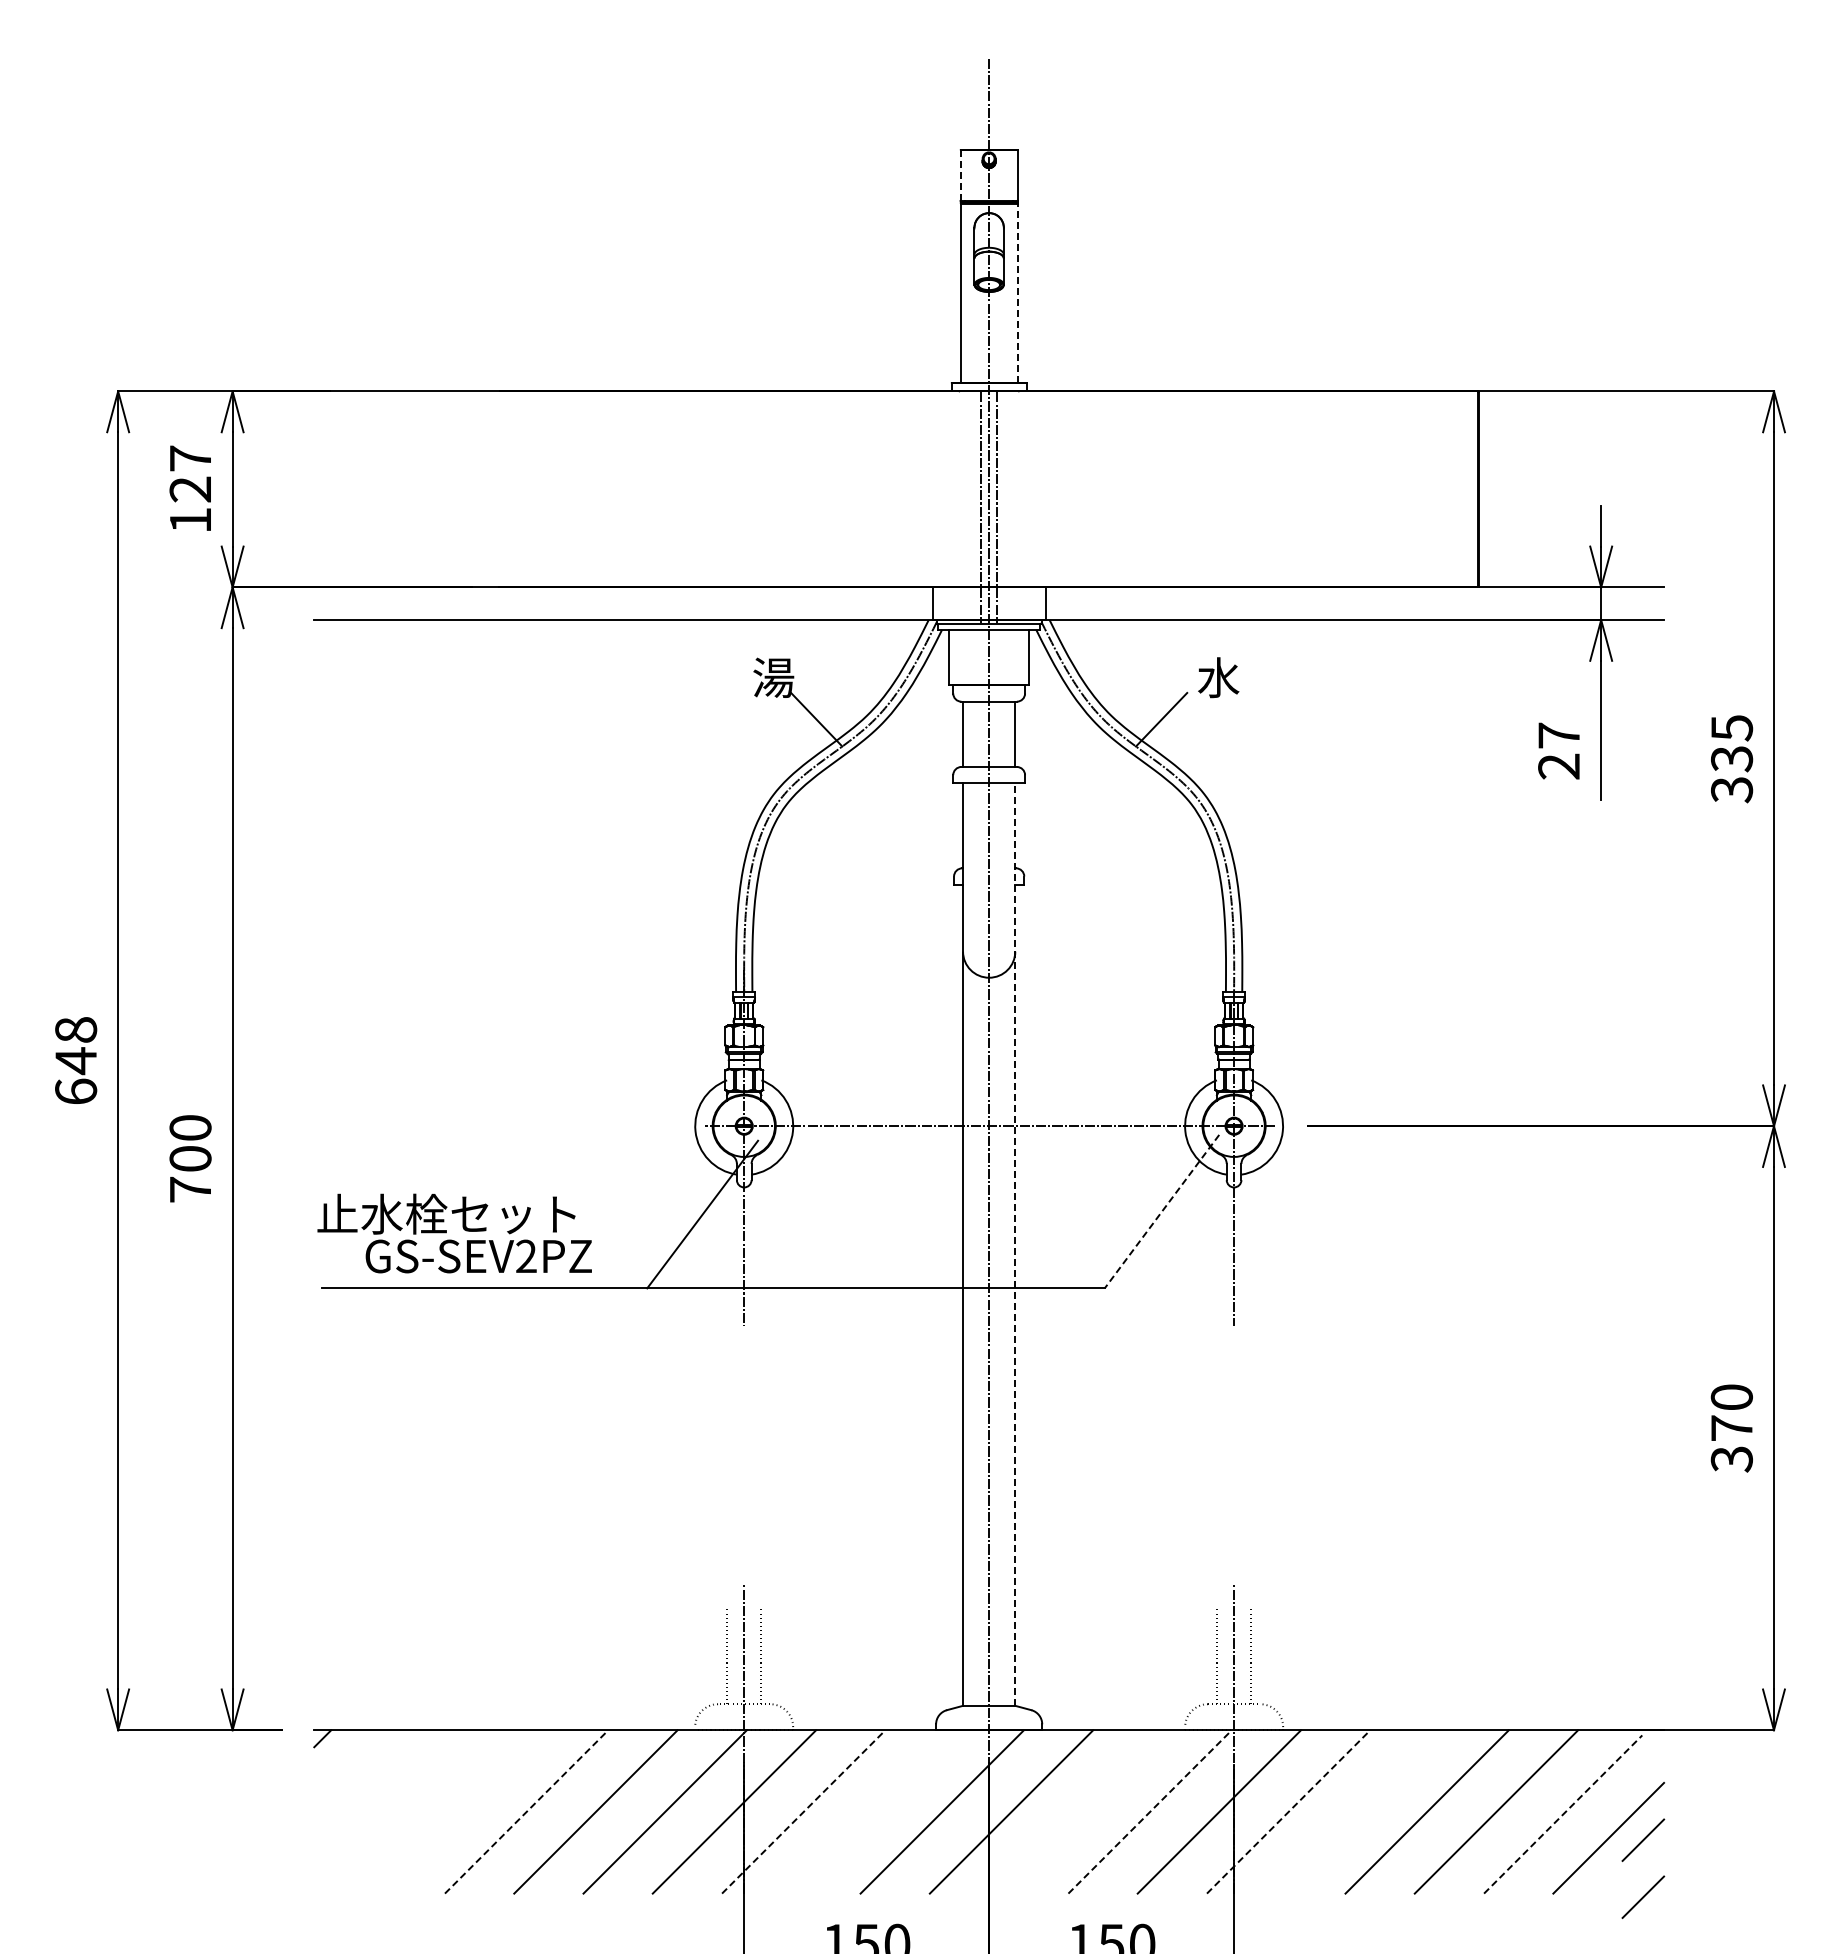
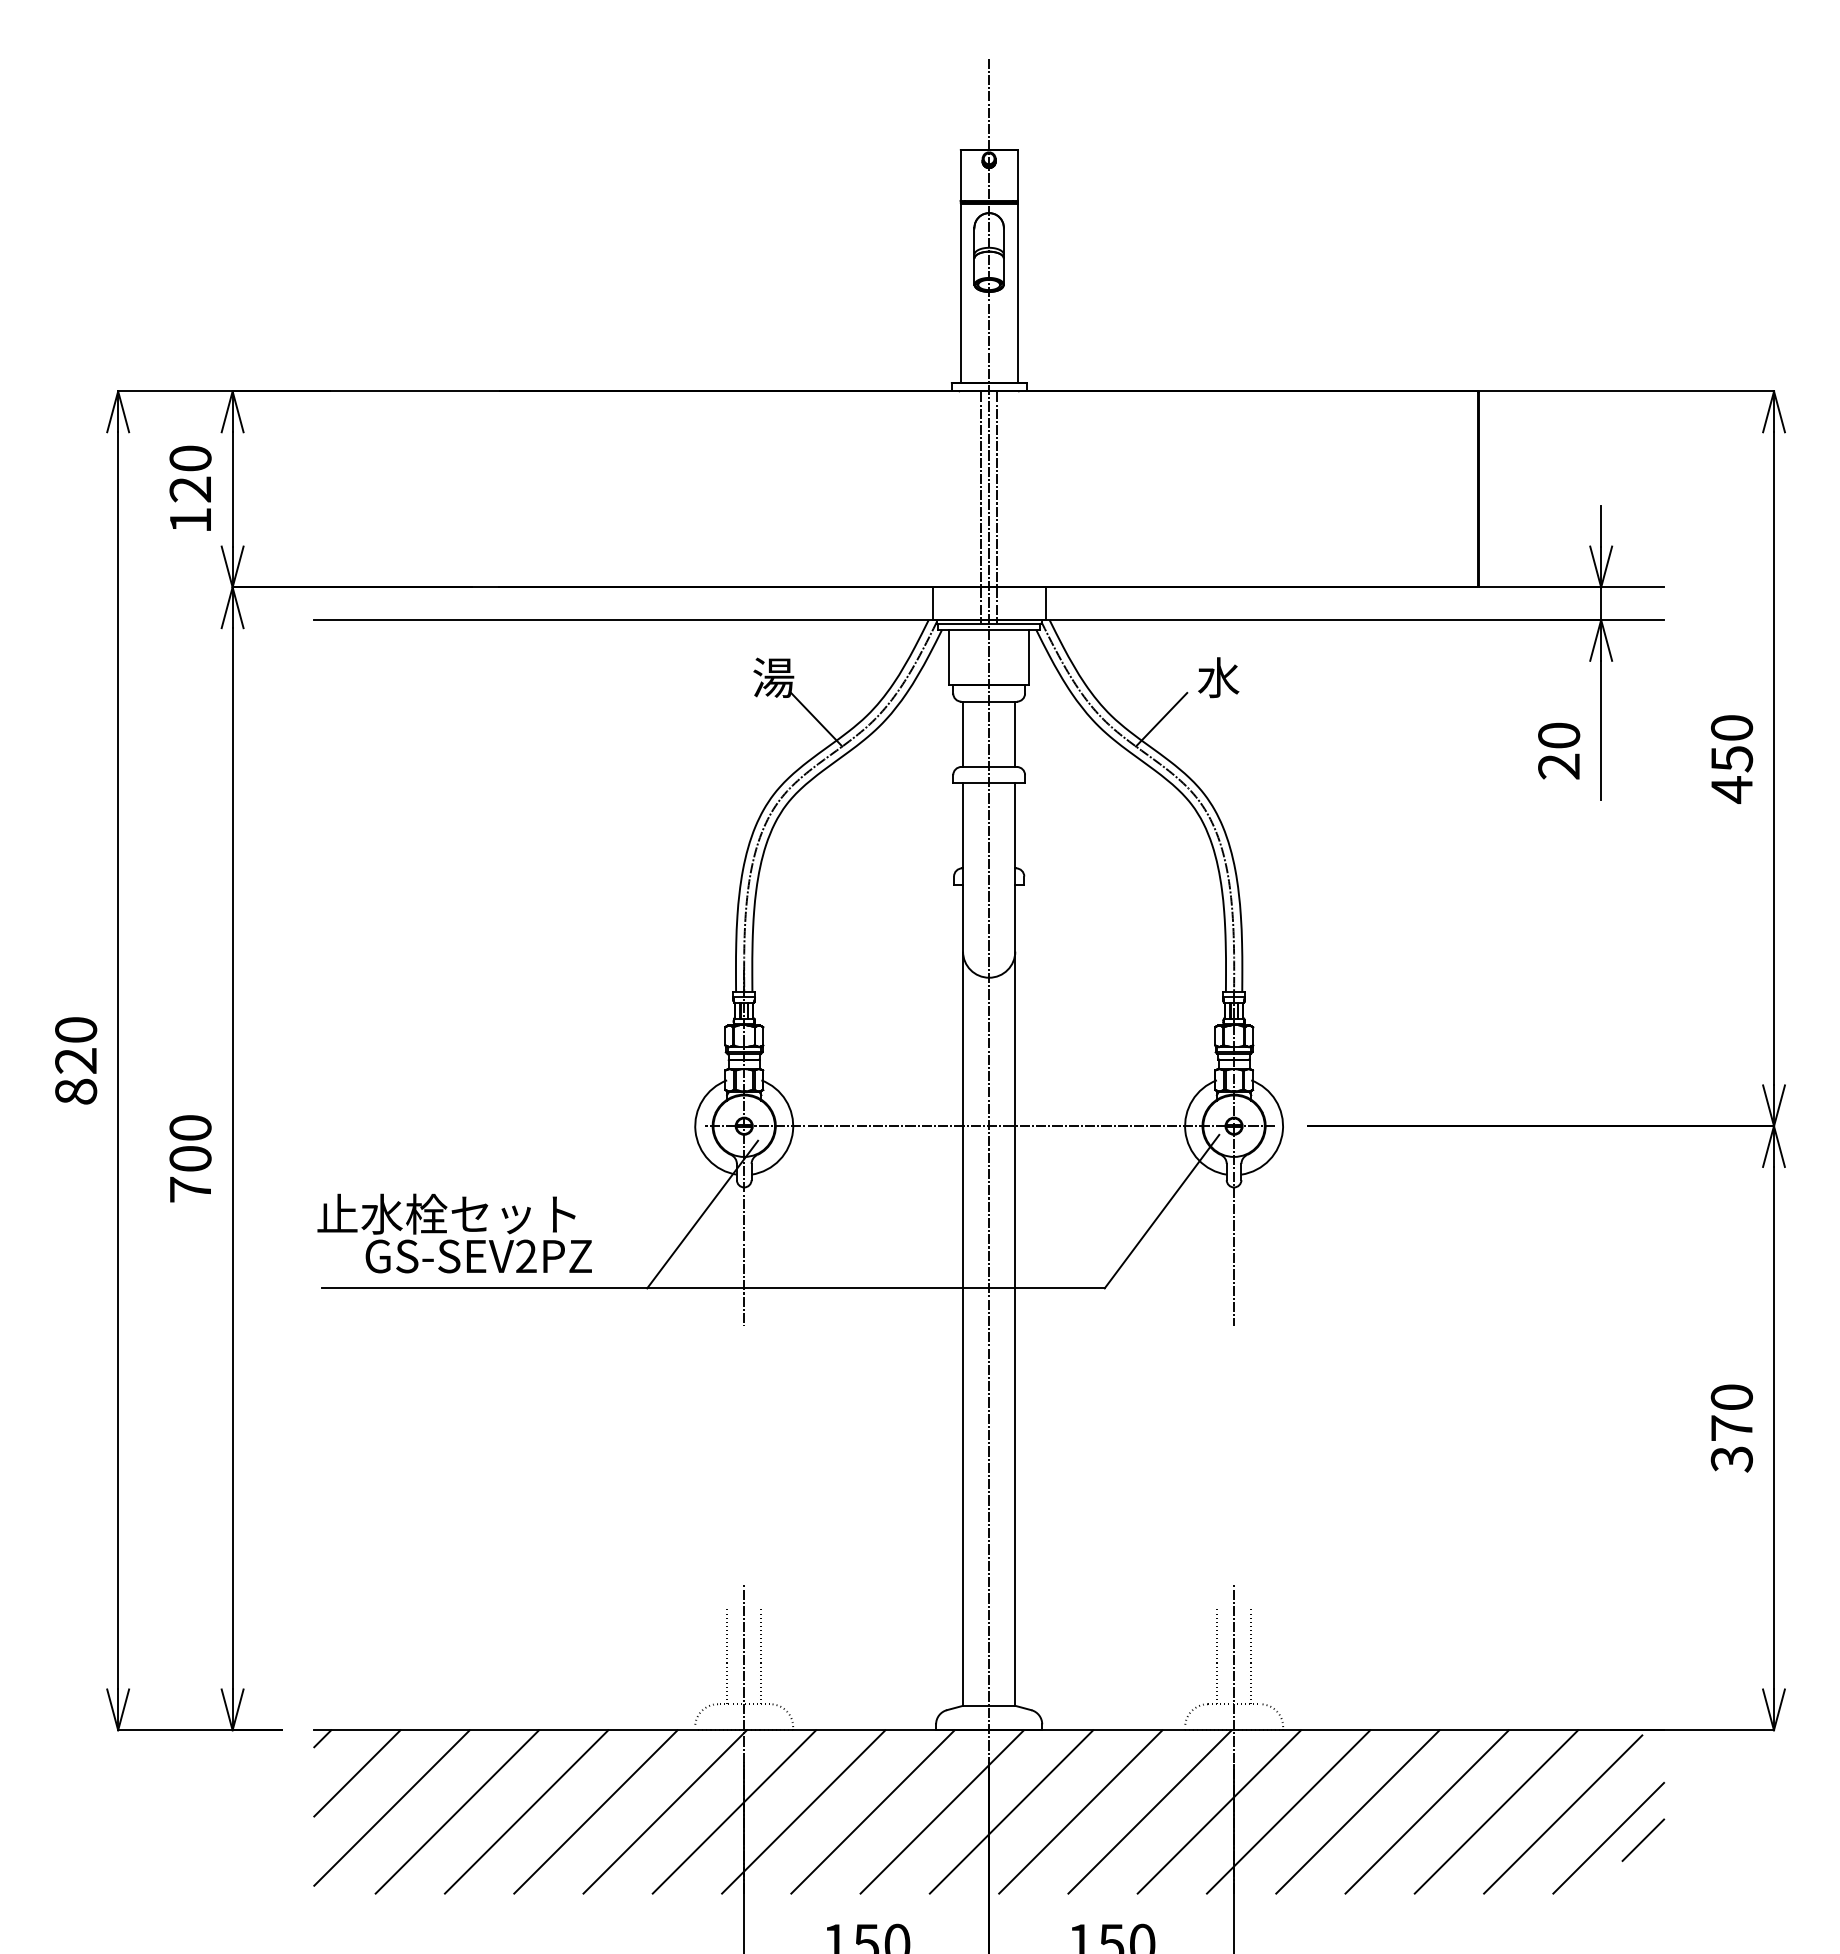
line: dashed -> solid (960, 175)
line: dashed -> solid (1017, 293)
text: 127 -> 120 (190, 458)
text: 27 -> 20 (1559, 735)
text: 335 -> 450 (1732, 759)
text: 648 -> 820 (76, 1060)
line: dashed -> solid (1162, 1211)
line: dashed -> solid (1015, 1244)
line: none -> present (357, 1773)
line: none -> present (391, 1807)
line: none -> present (456, 1811)
line: dashed -> solid (526, 1811)
line: dashed -> solid (804, 1811)
line: none -> present (872, 1811)
line: none -> present (1080, 1811)
line: dashed -> solid (1150, 1811)
line: dashed -> solid (1288, 1811)
line: none -> present (1357, 1811)
line: dashed -> solid (1563, 1814)
line: present -> none (1643, 1896)
